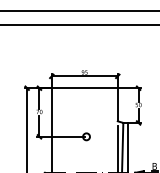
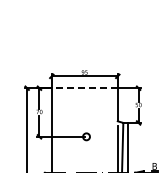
line: present -> none (79, 10)
line: present -> none (79, 24)
line: solid -> dashed (84, 88)
